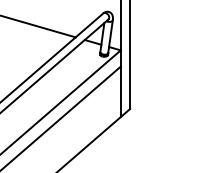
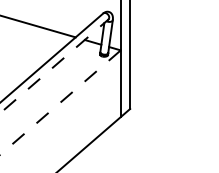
line: solid -> dashed (54, 66)
line: solid -> dashed (60, 102)
line: present -> none (61, 117)
